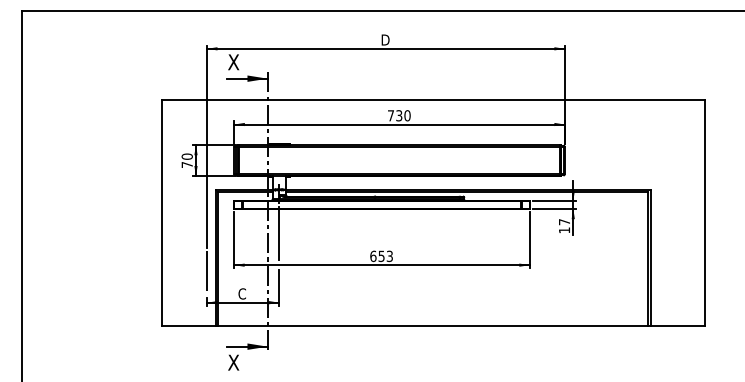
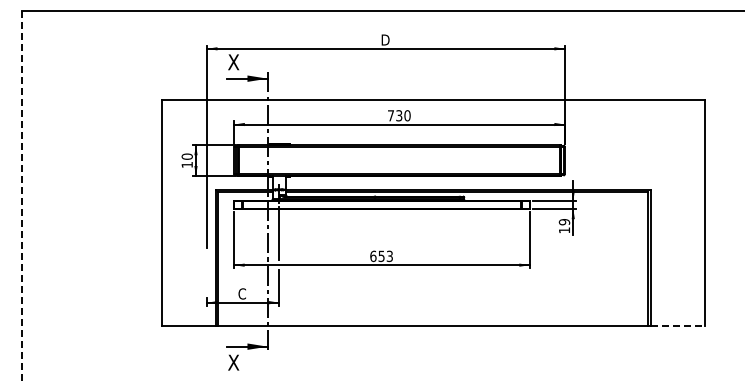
text: 70 -> 10 (186, 164)
line: solid -> dashed (22, 196)
text: 17 -> 19 (564, 222)
line: present -> none (207, 272)
line: solid -> dashed (678, 325)
